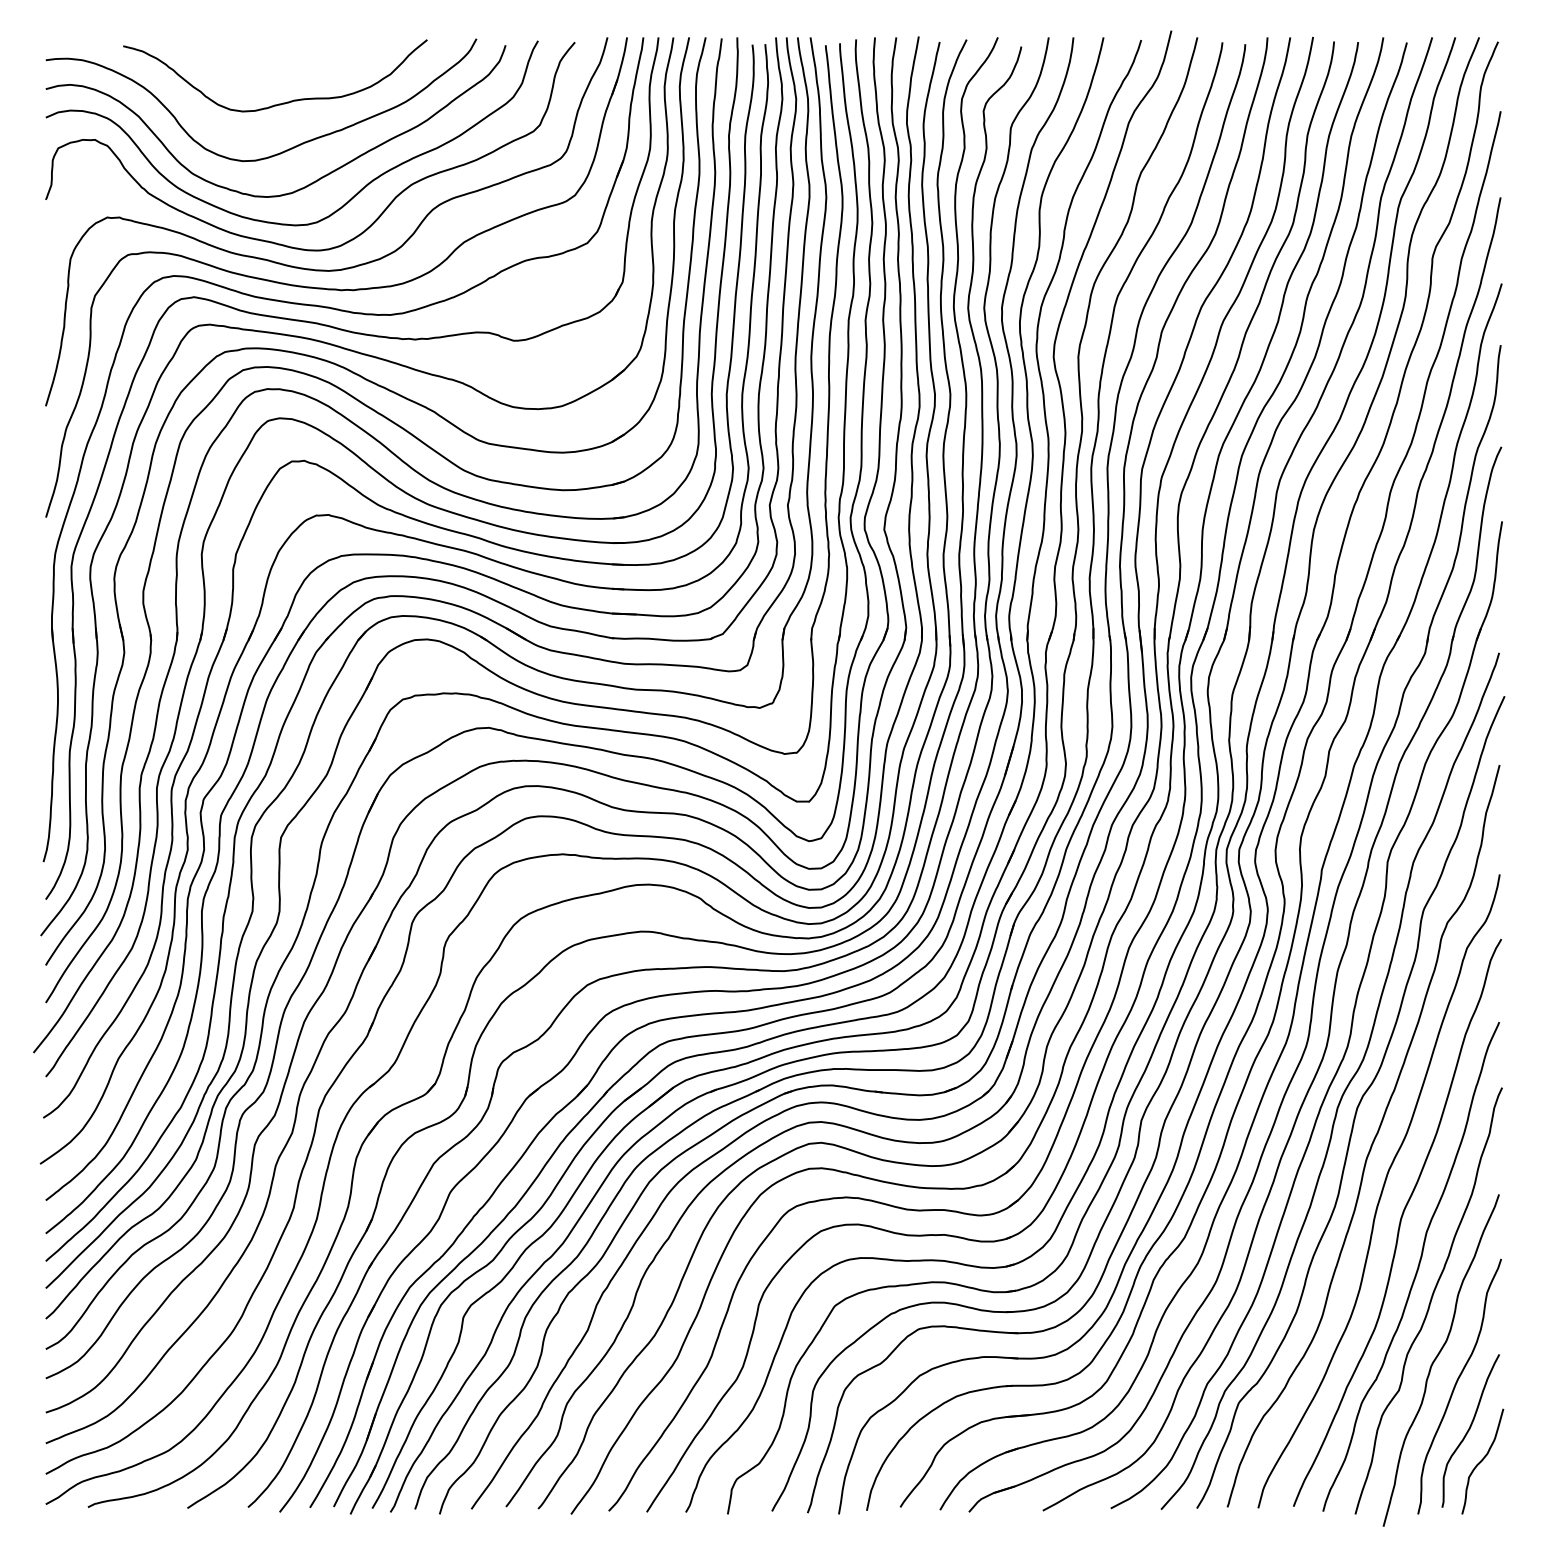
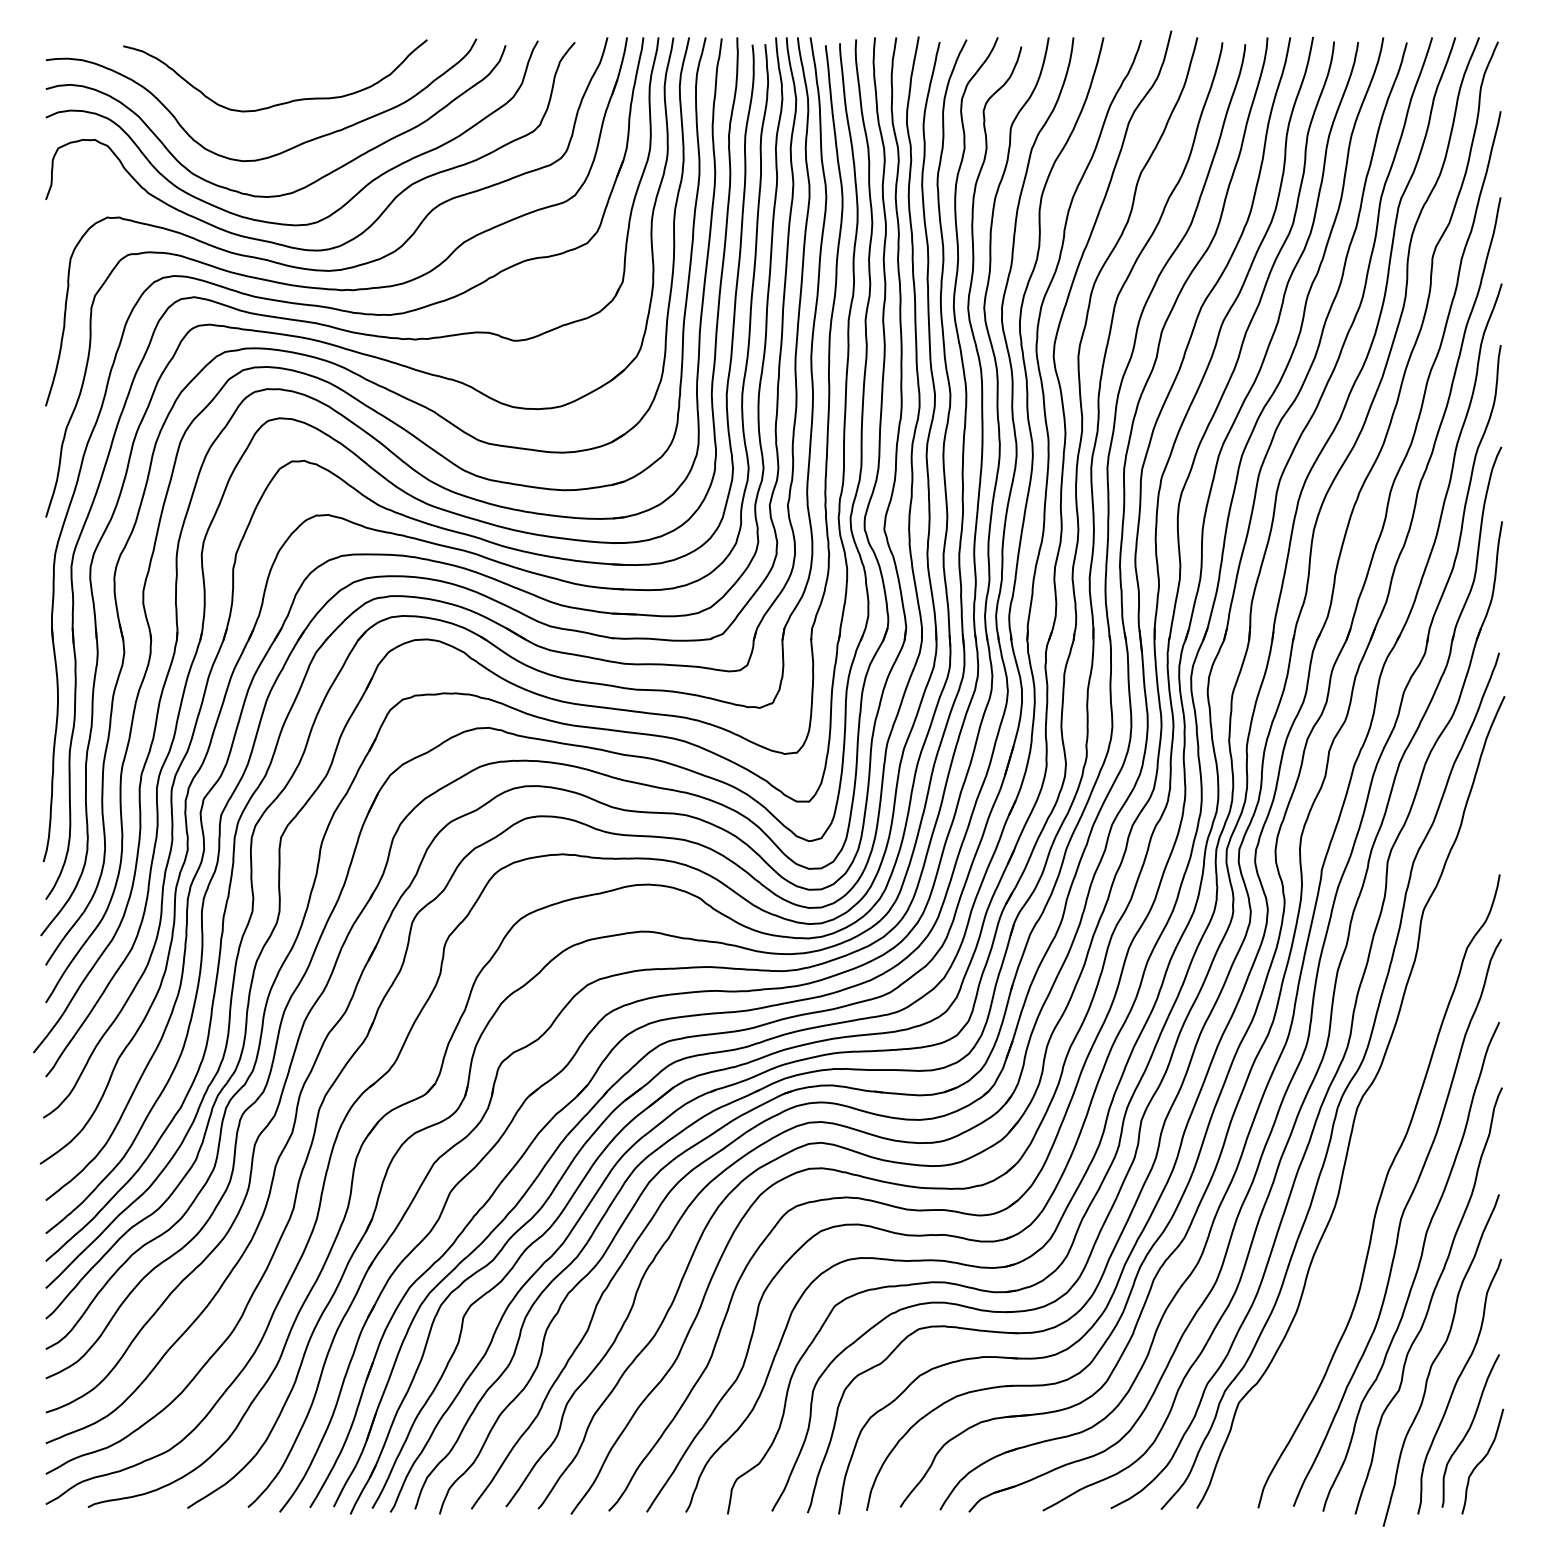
curve: present -> none (1373, 1138)
